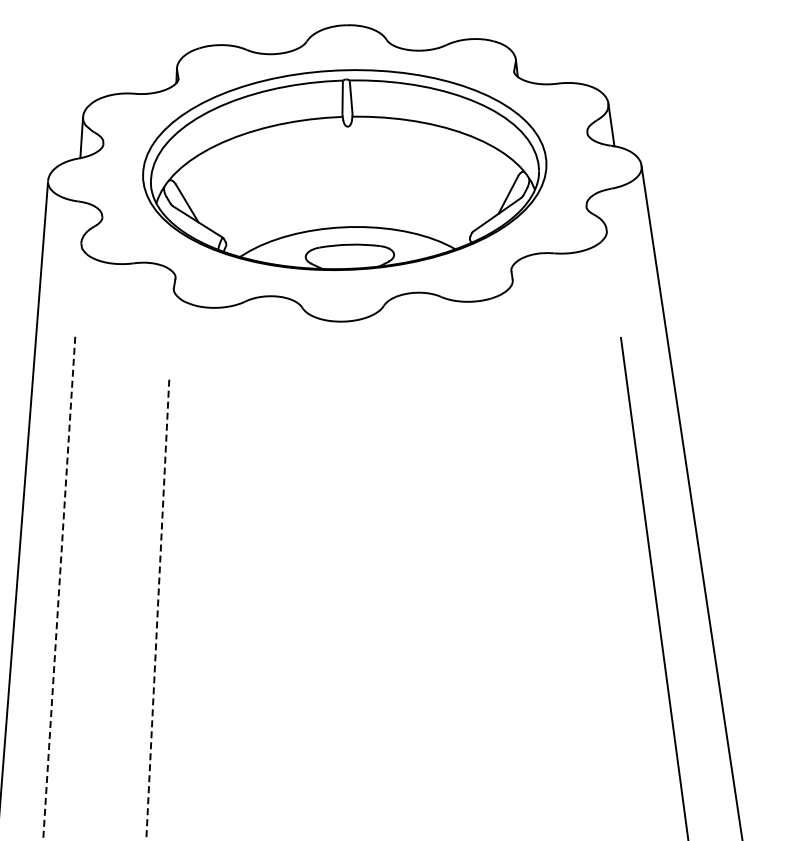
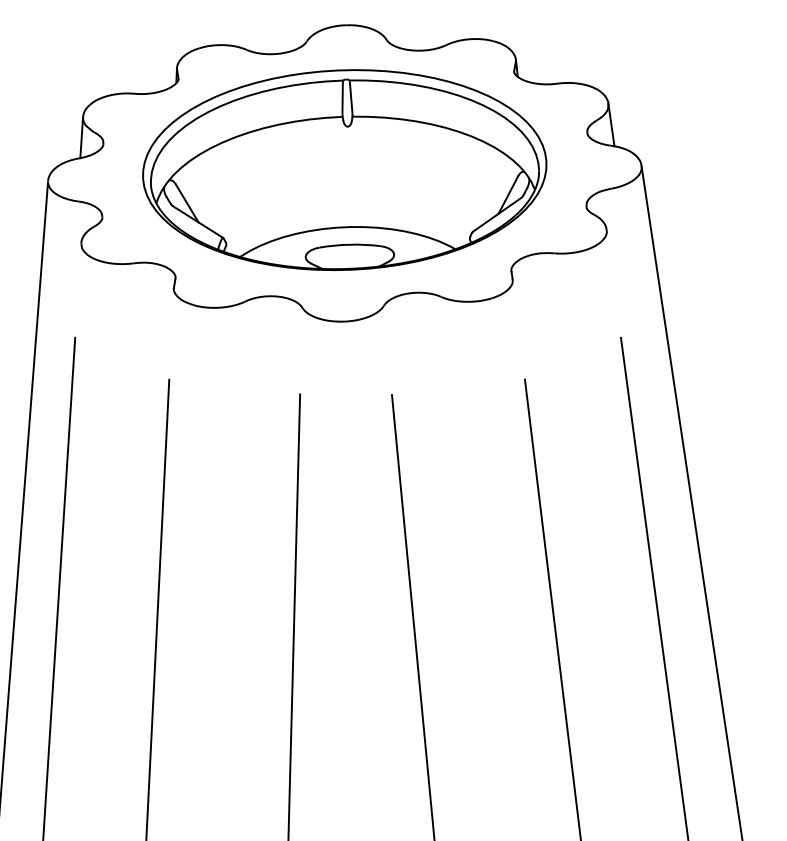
line: dashed -> solid (59, 589)
line: none -> present (552, 608)
line: dashed -> solid (157, 610)
line: none -> present (294, 615)
line: none -> present (413, 616)
